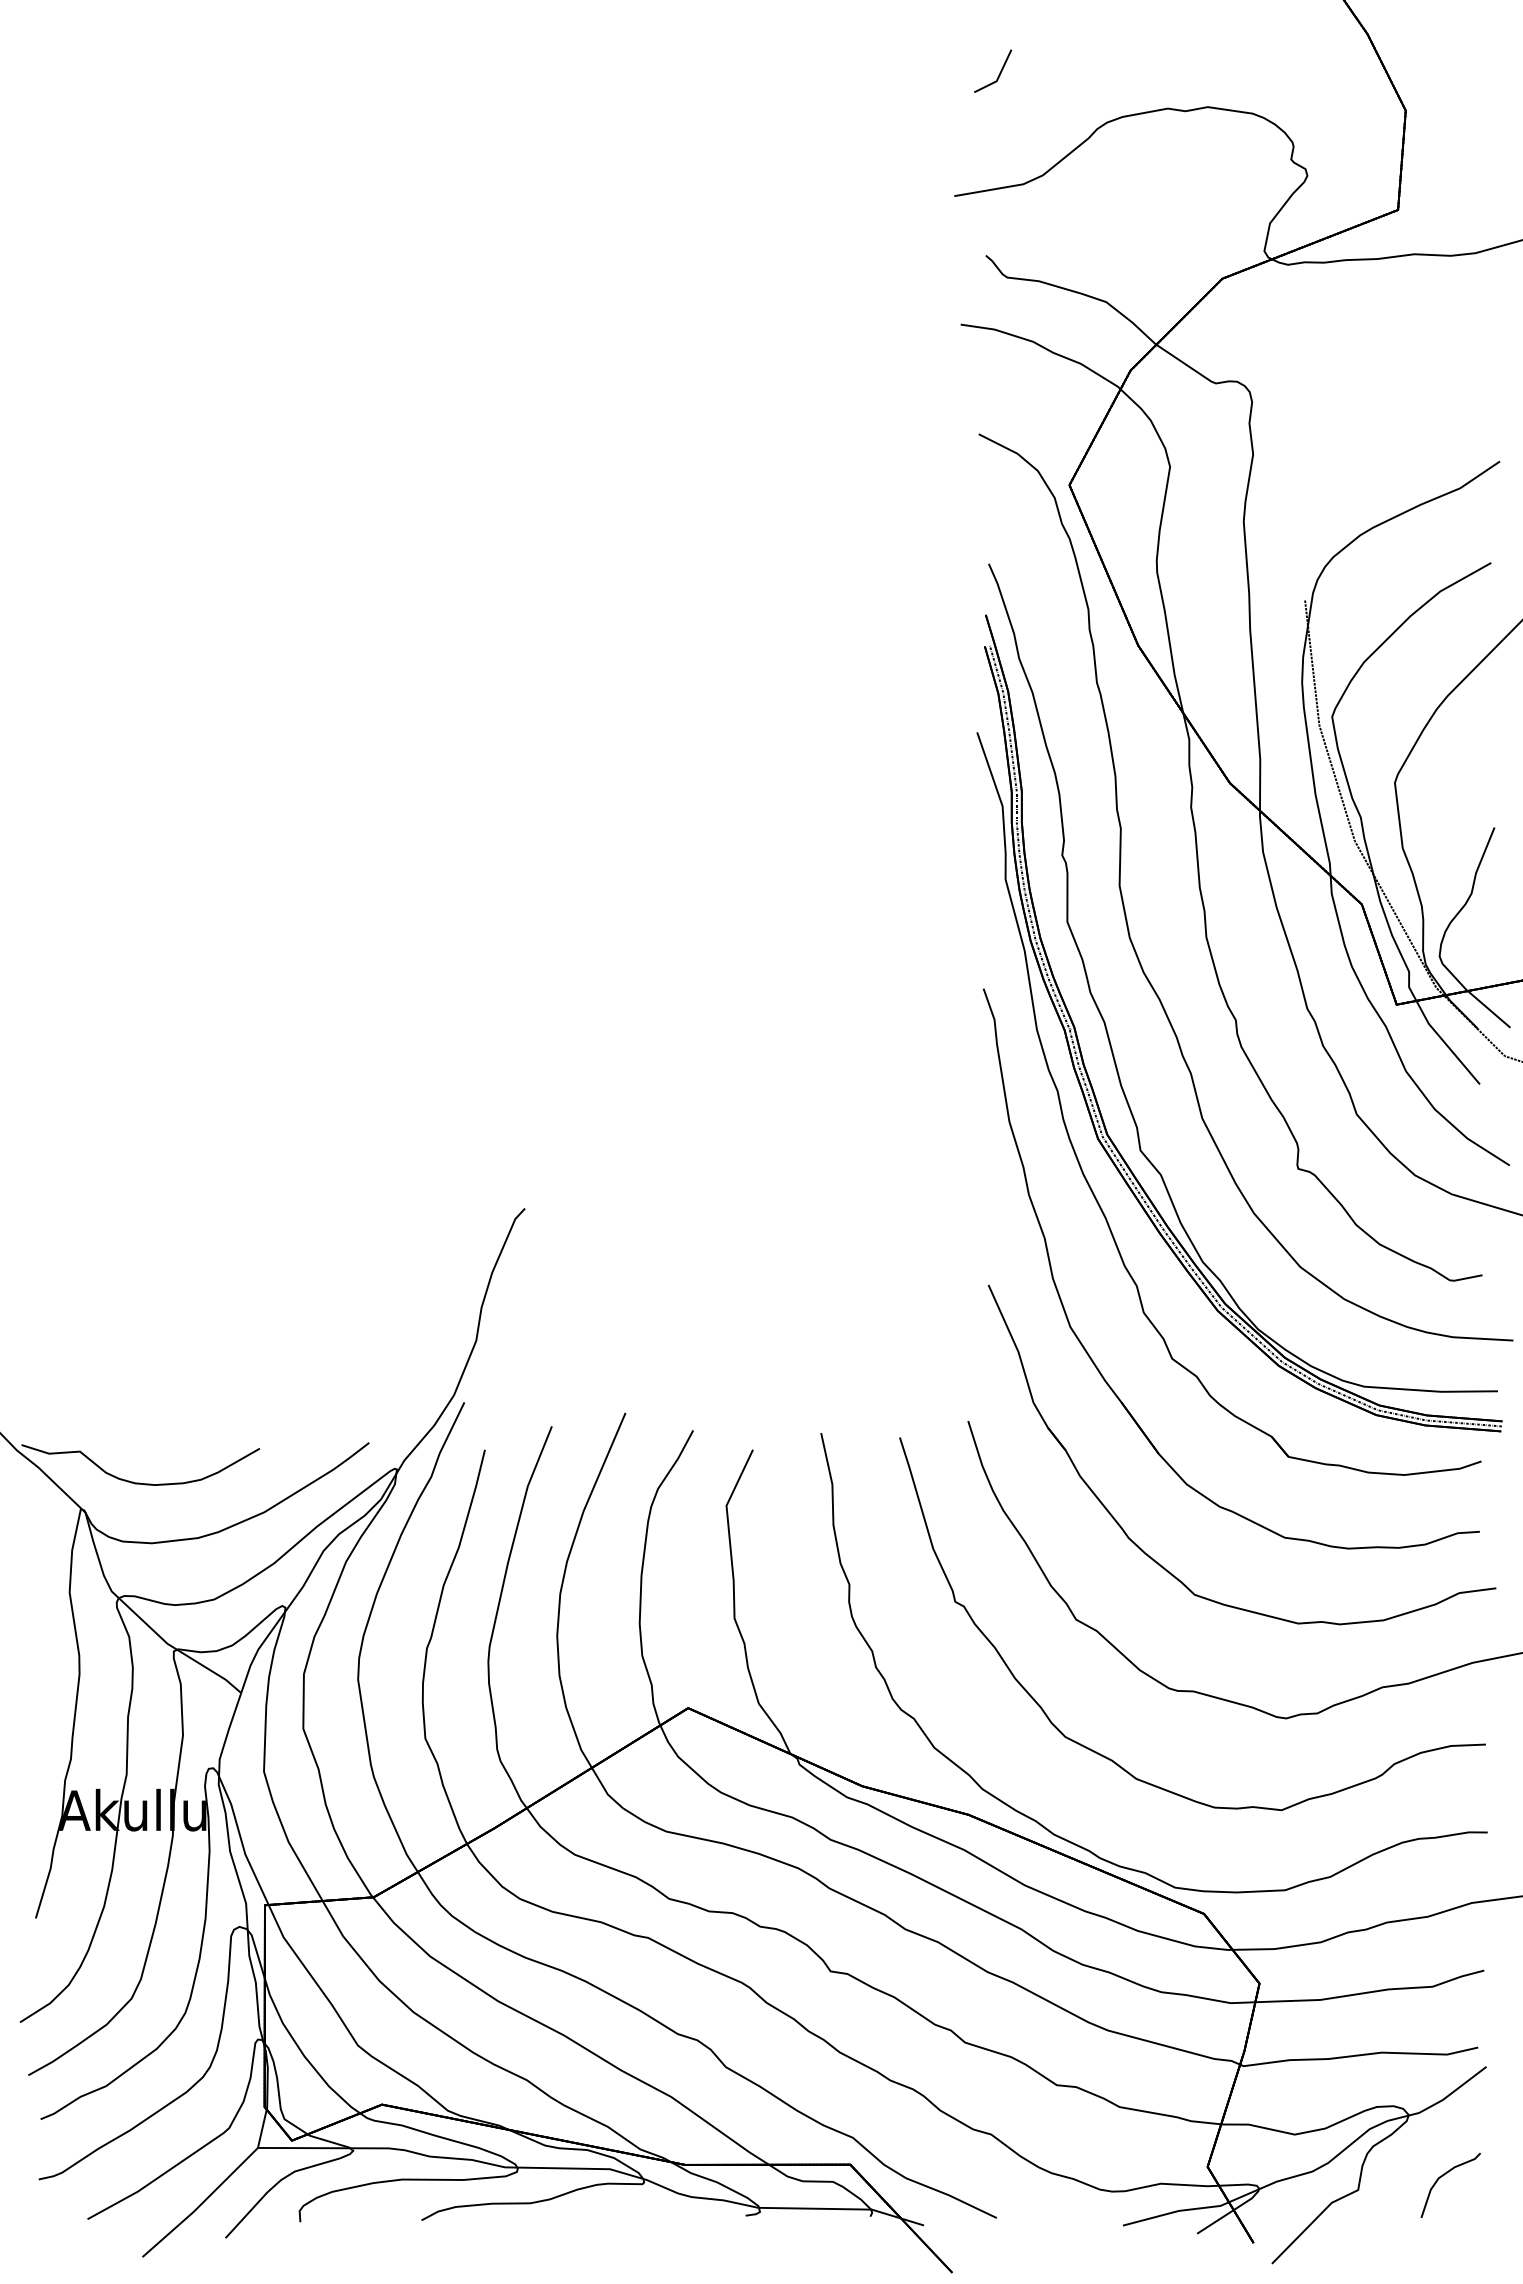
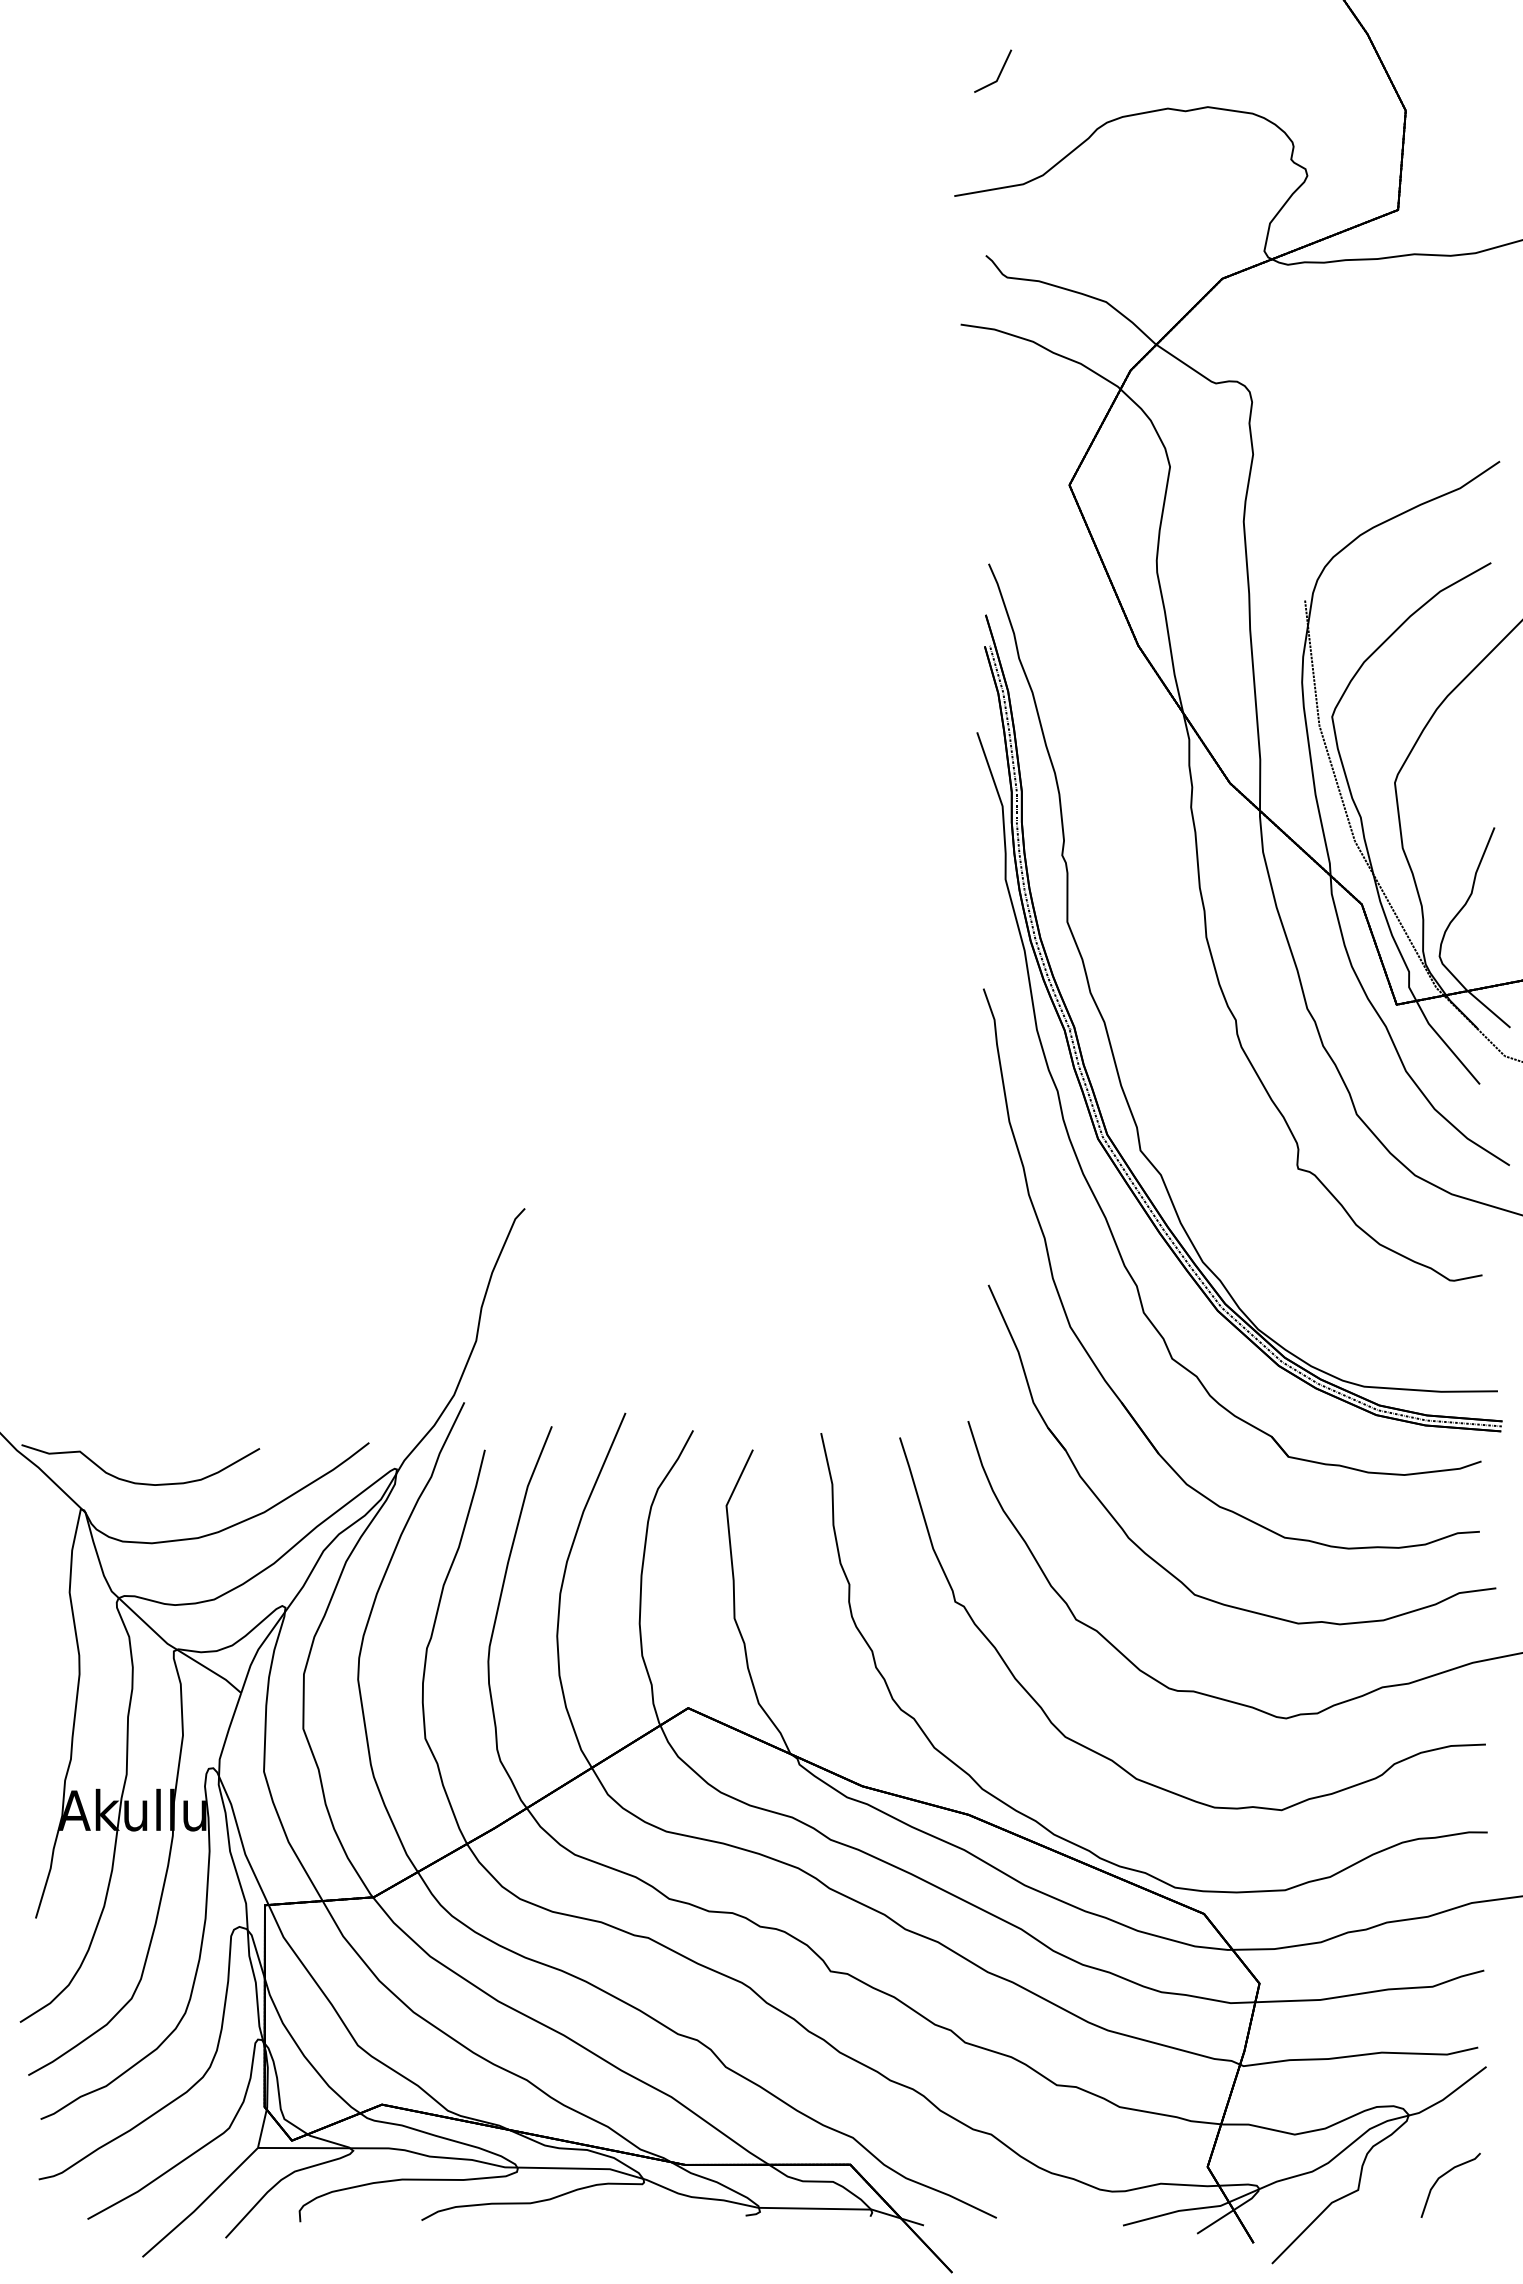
part: present -> none (1125, 909)
